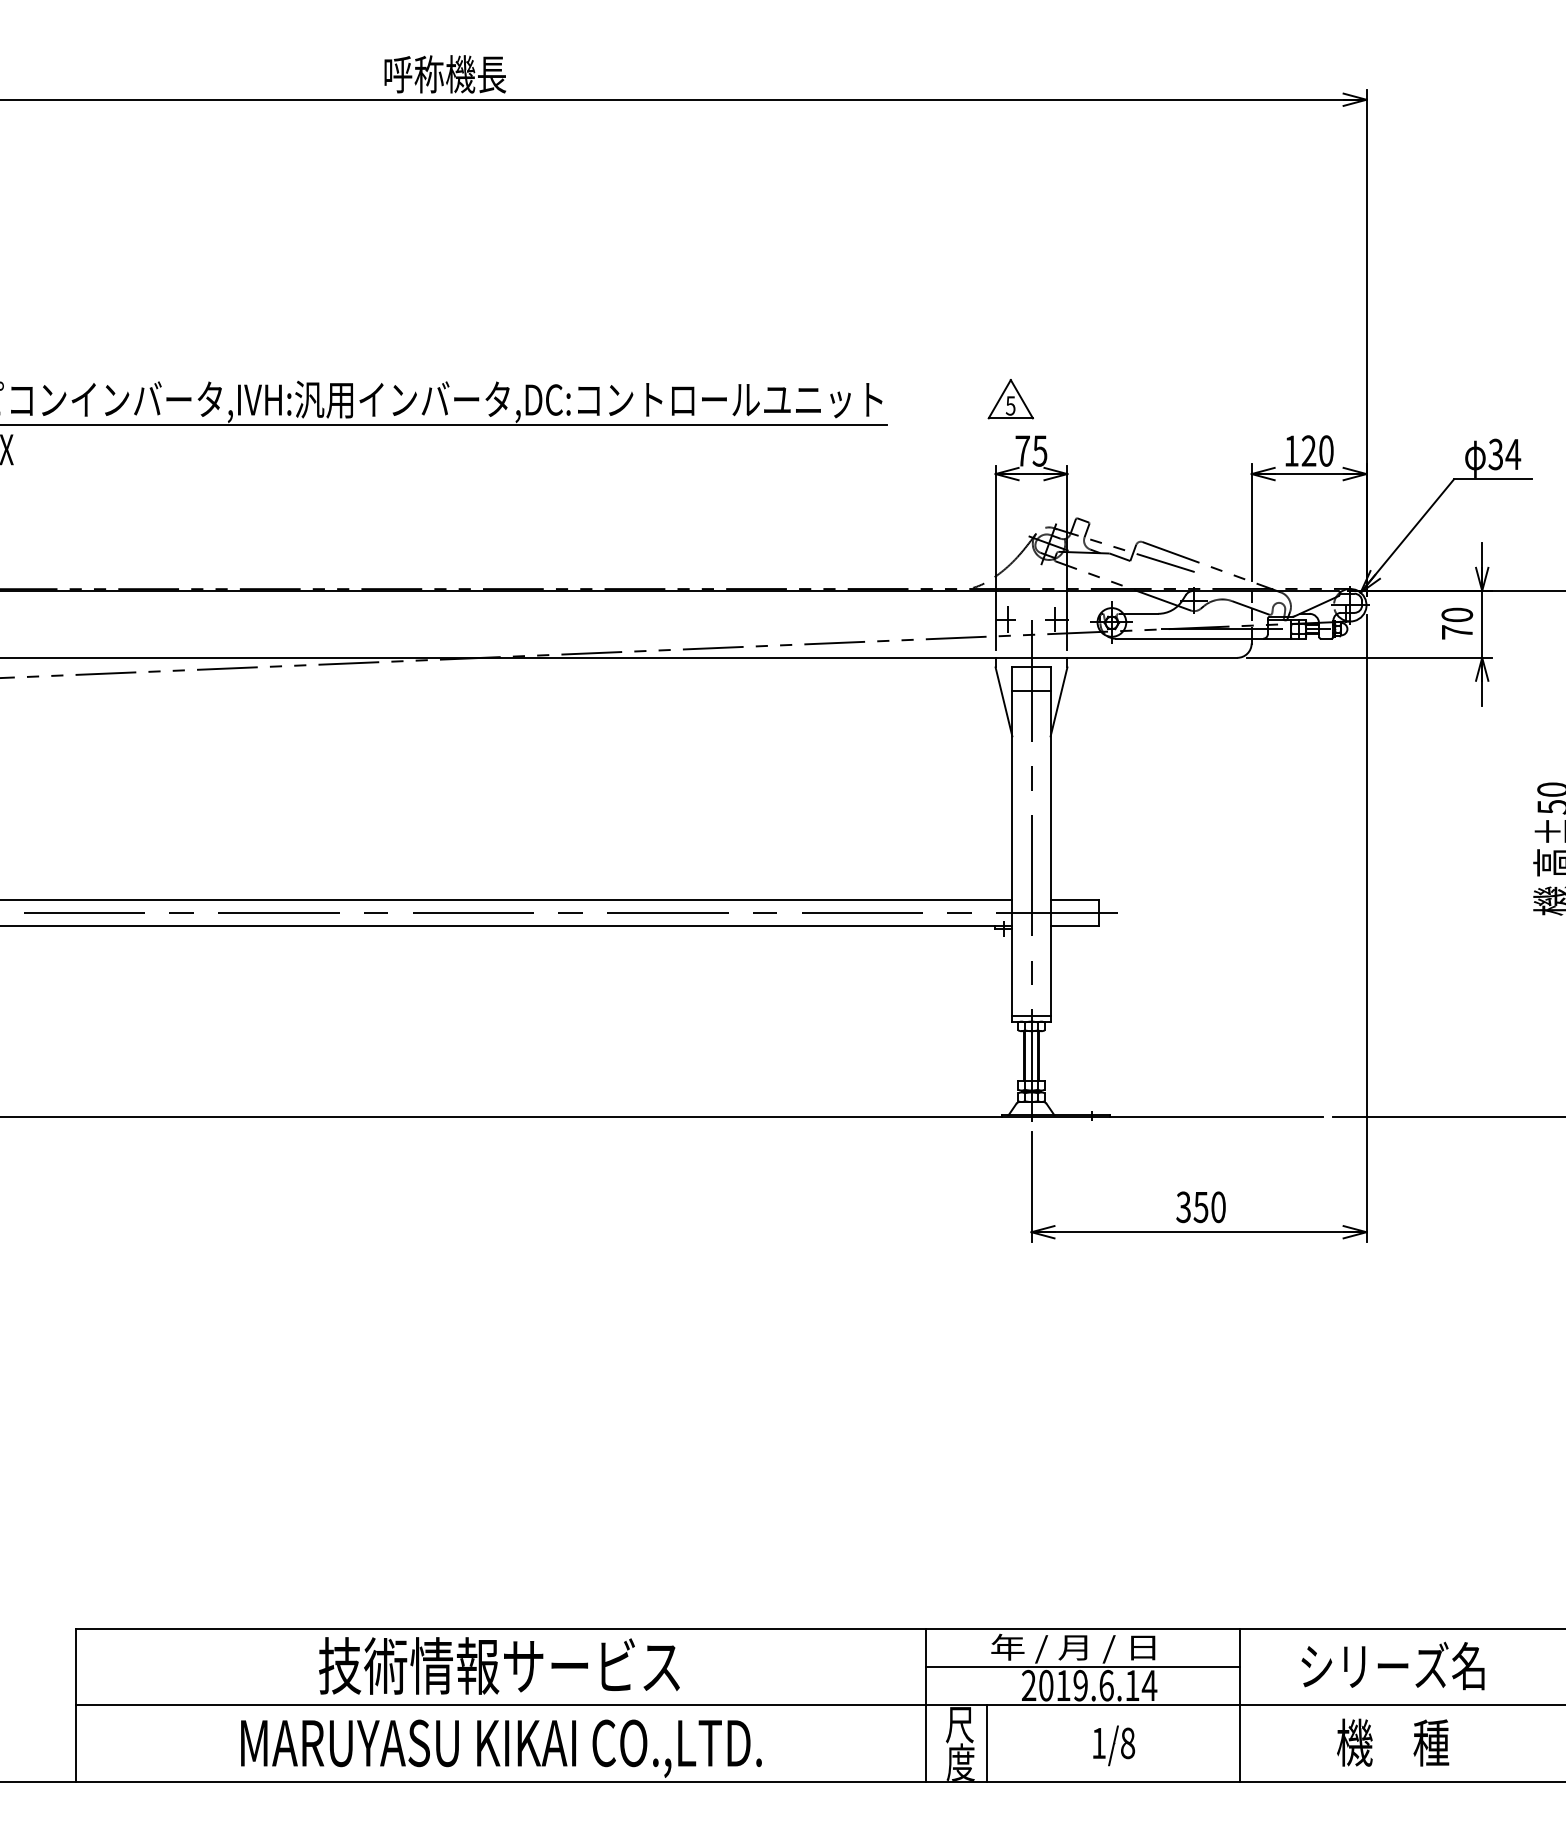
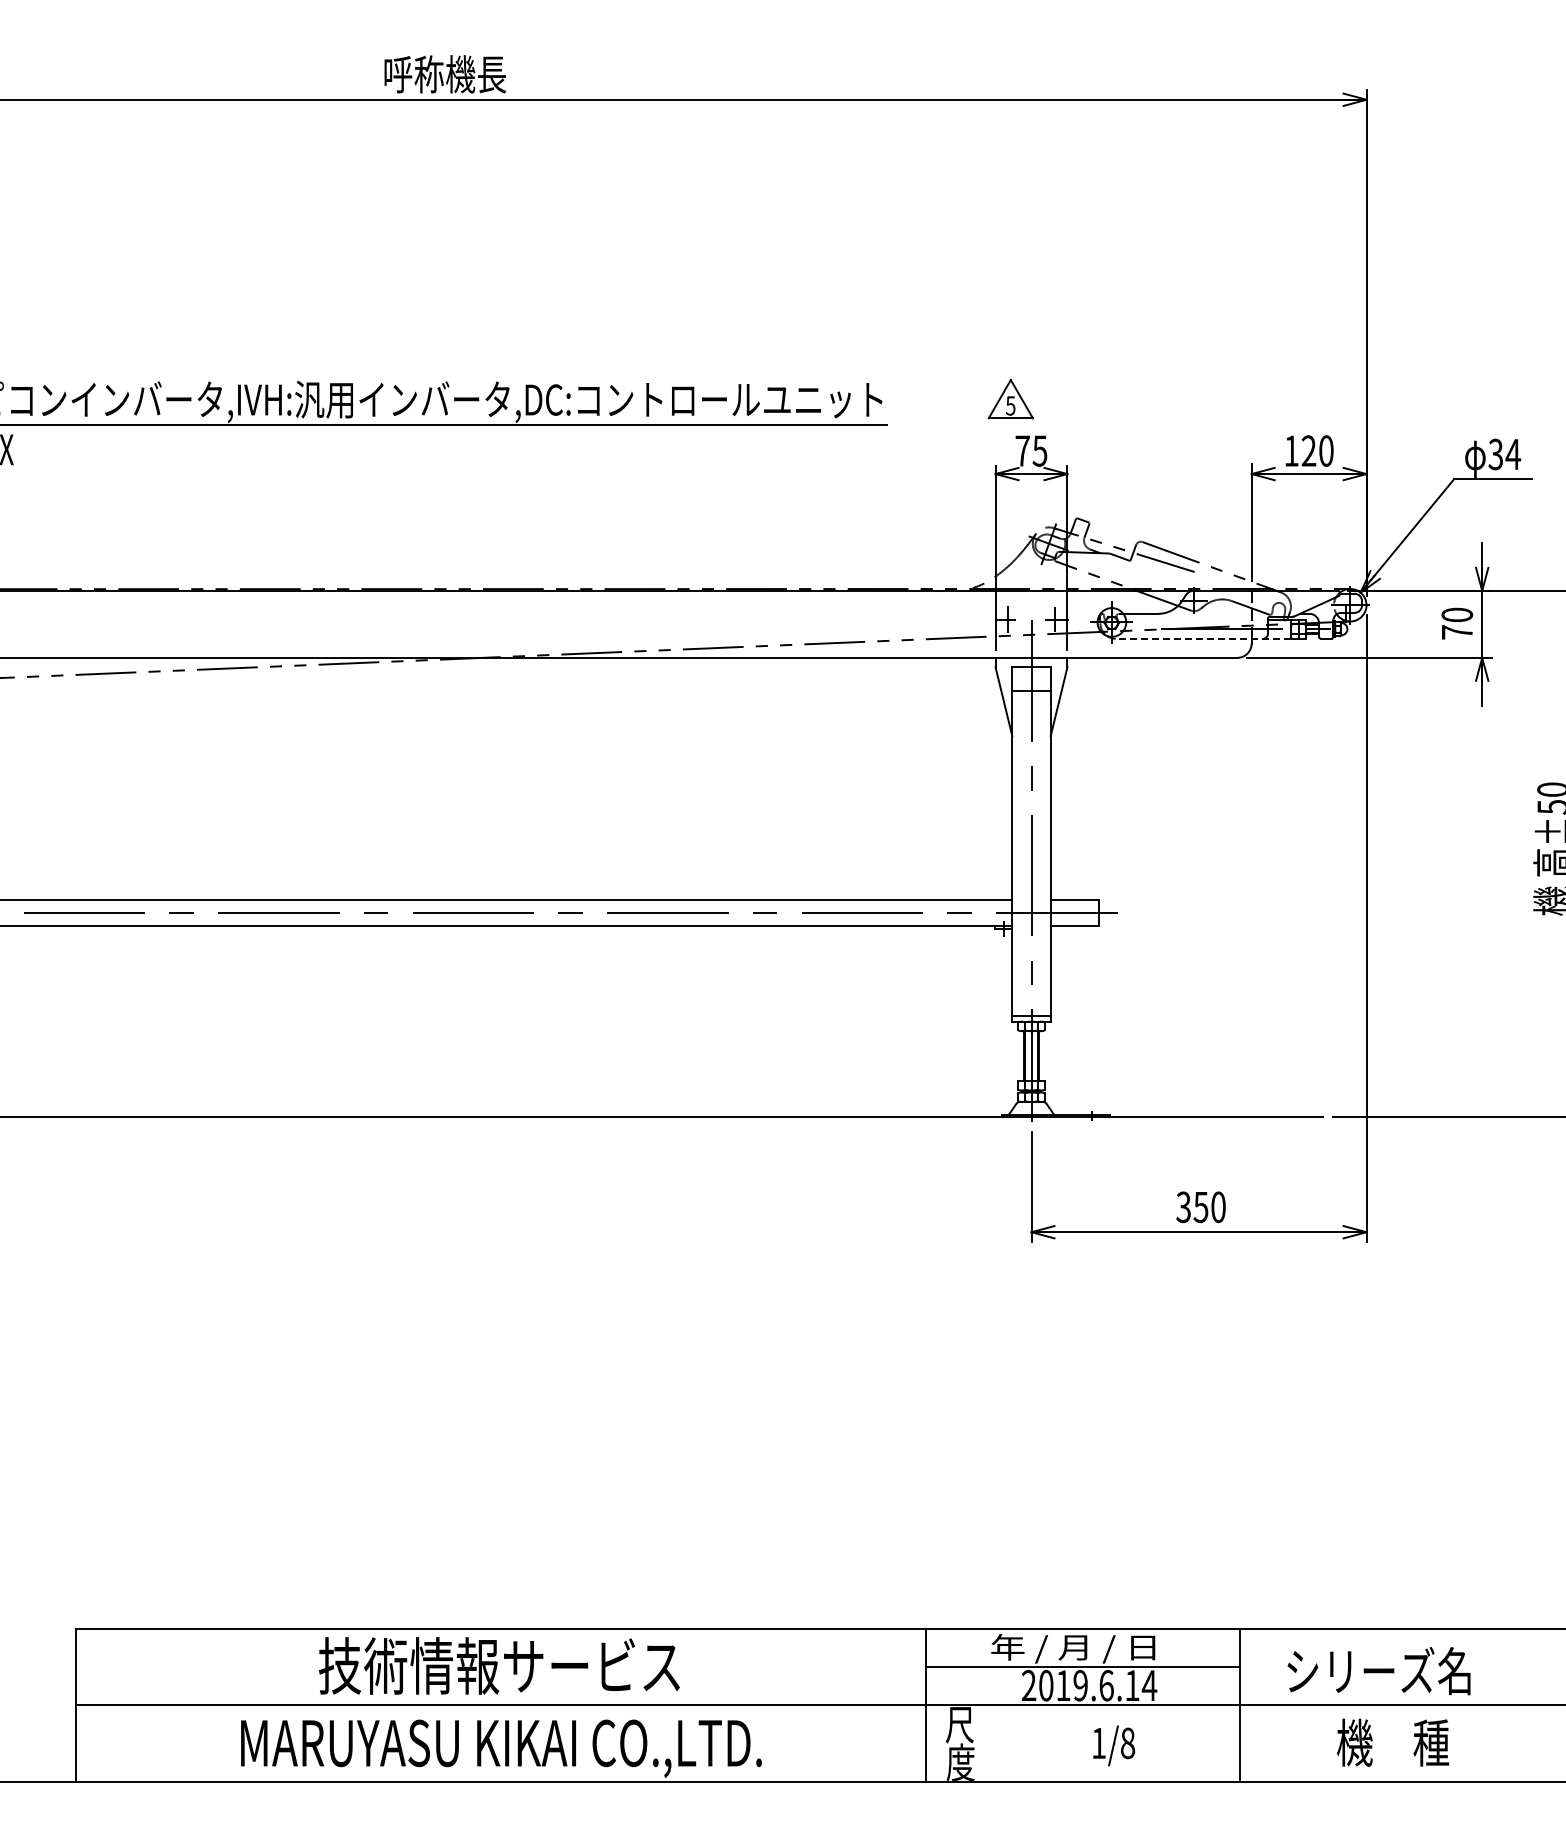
line: solid -> dashed (1203, 638)
text position: (1392, 1665) -> (1378, 1670) (1378, 1670)
line: present -> none (987, 1743)
